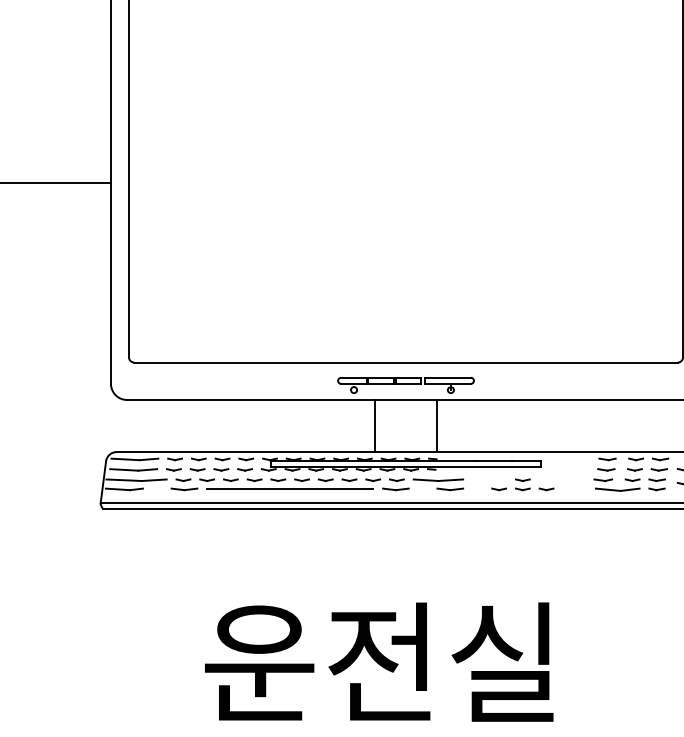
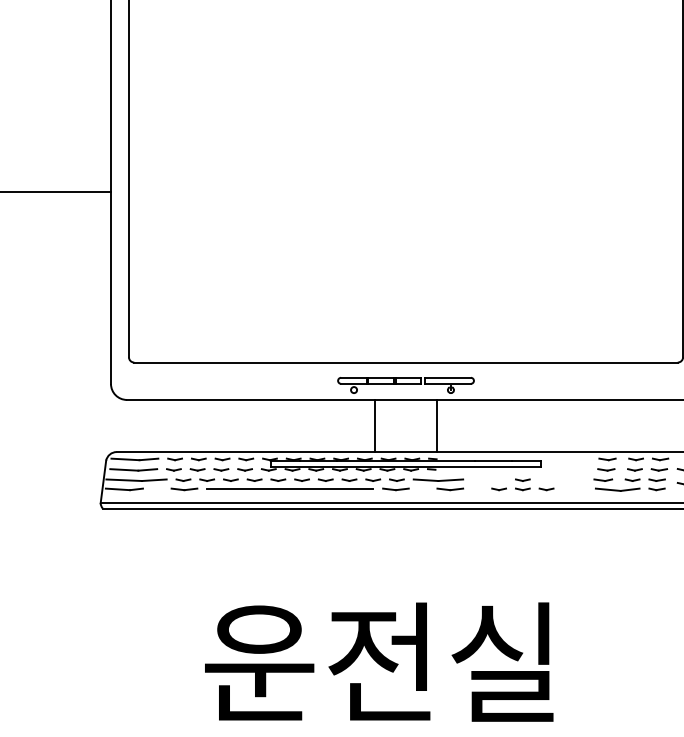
line position: (56, 182) -> (56, 191) (56, 191)
